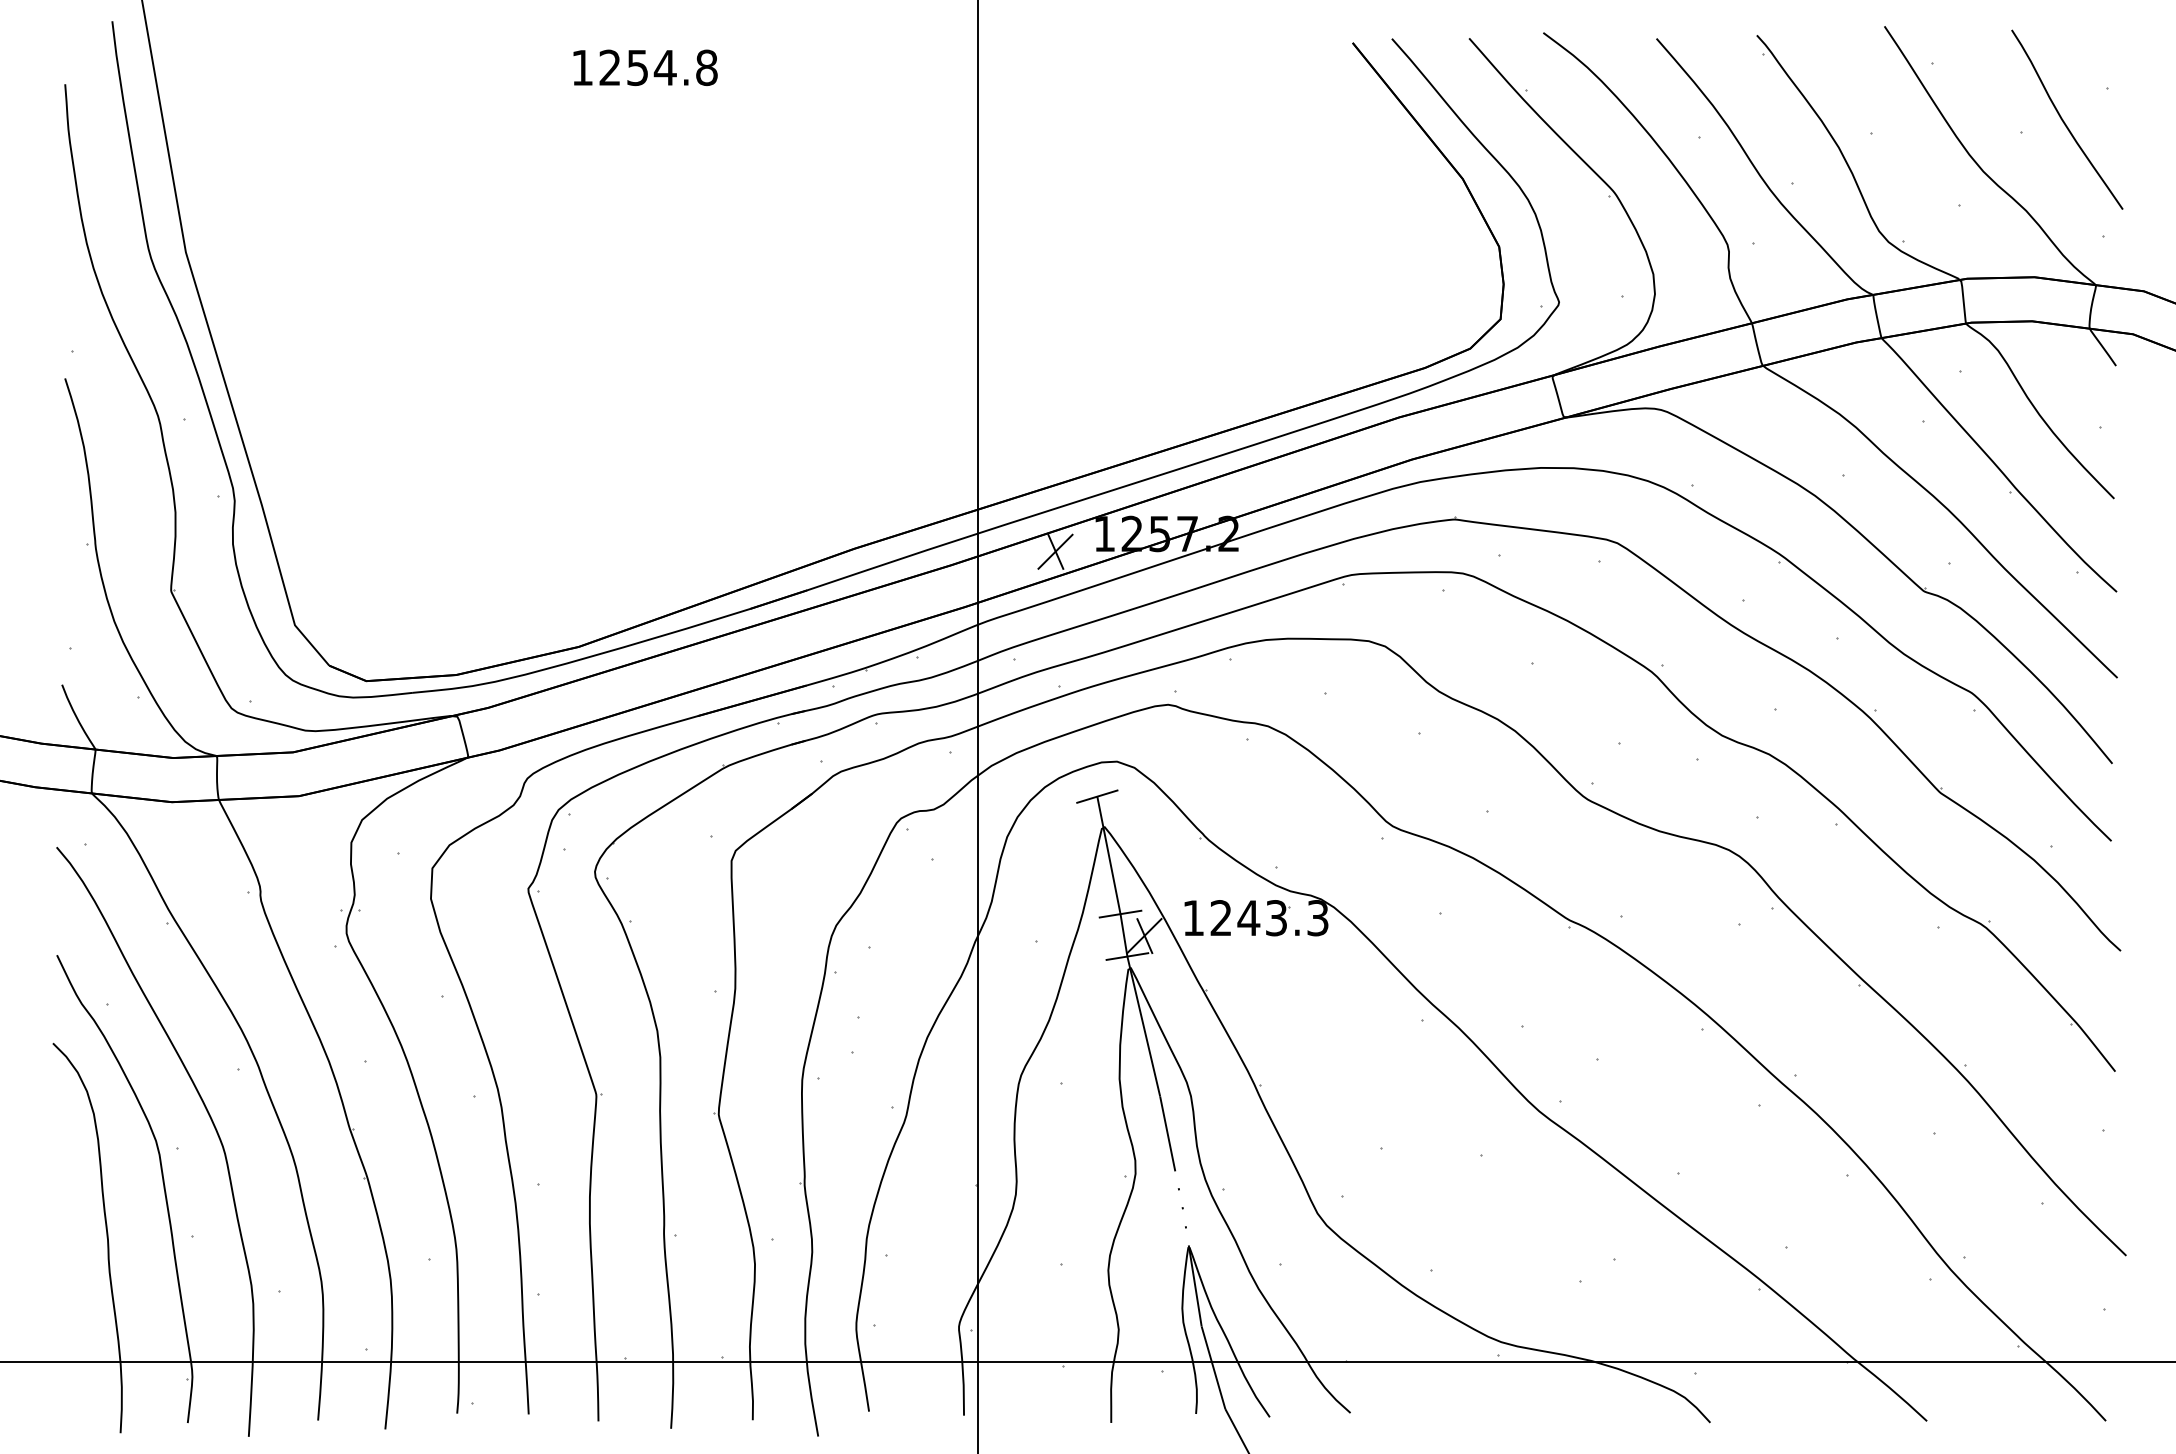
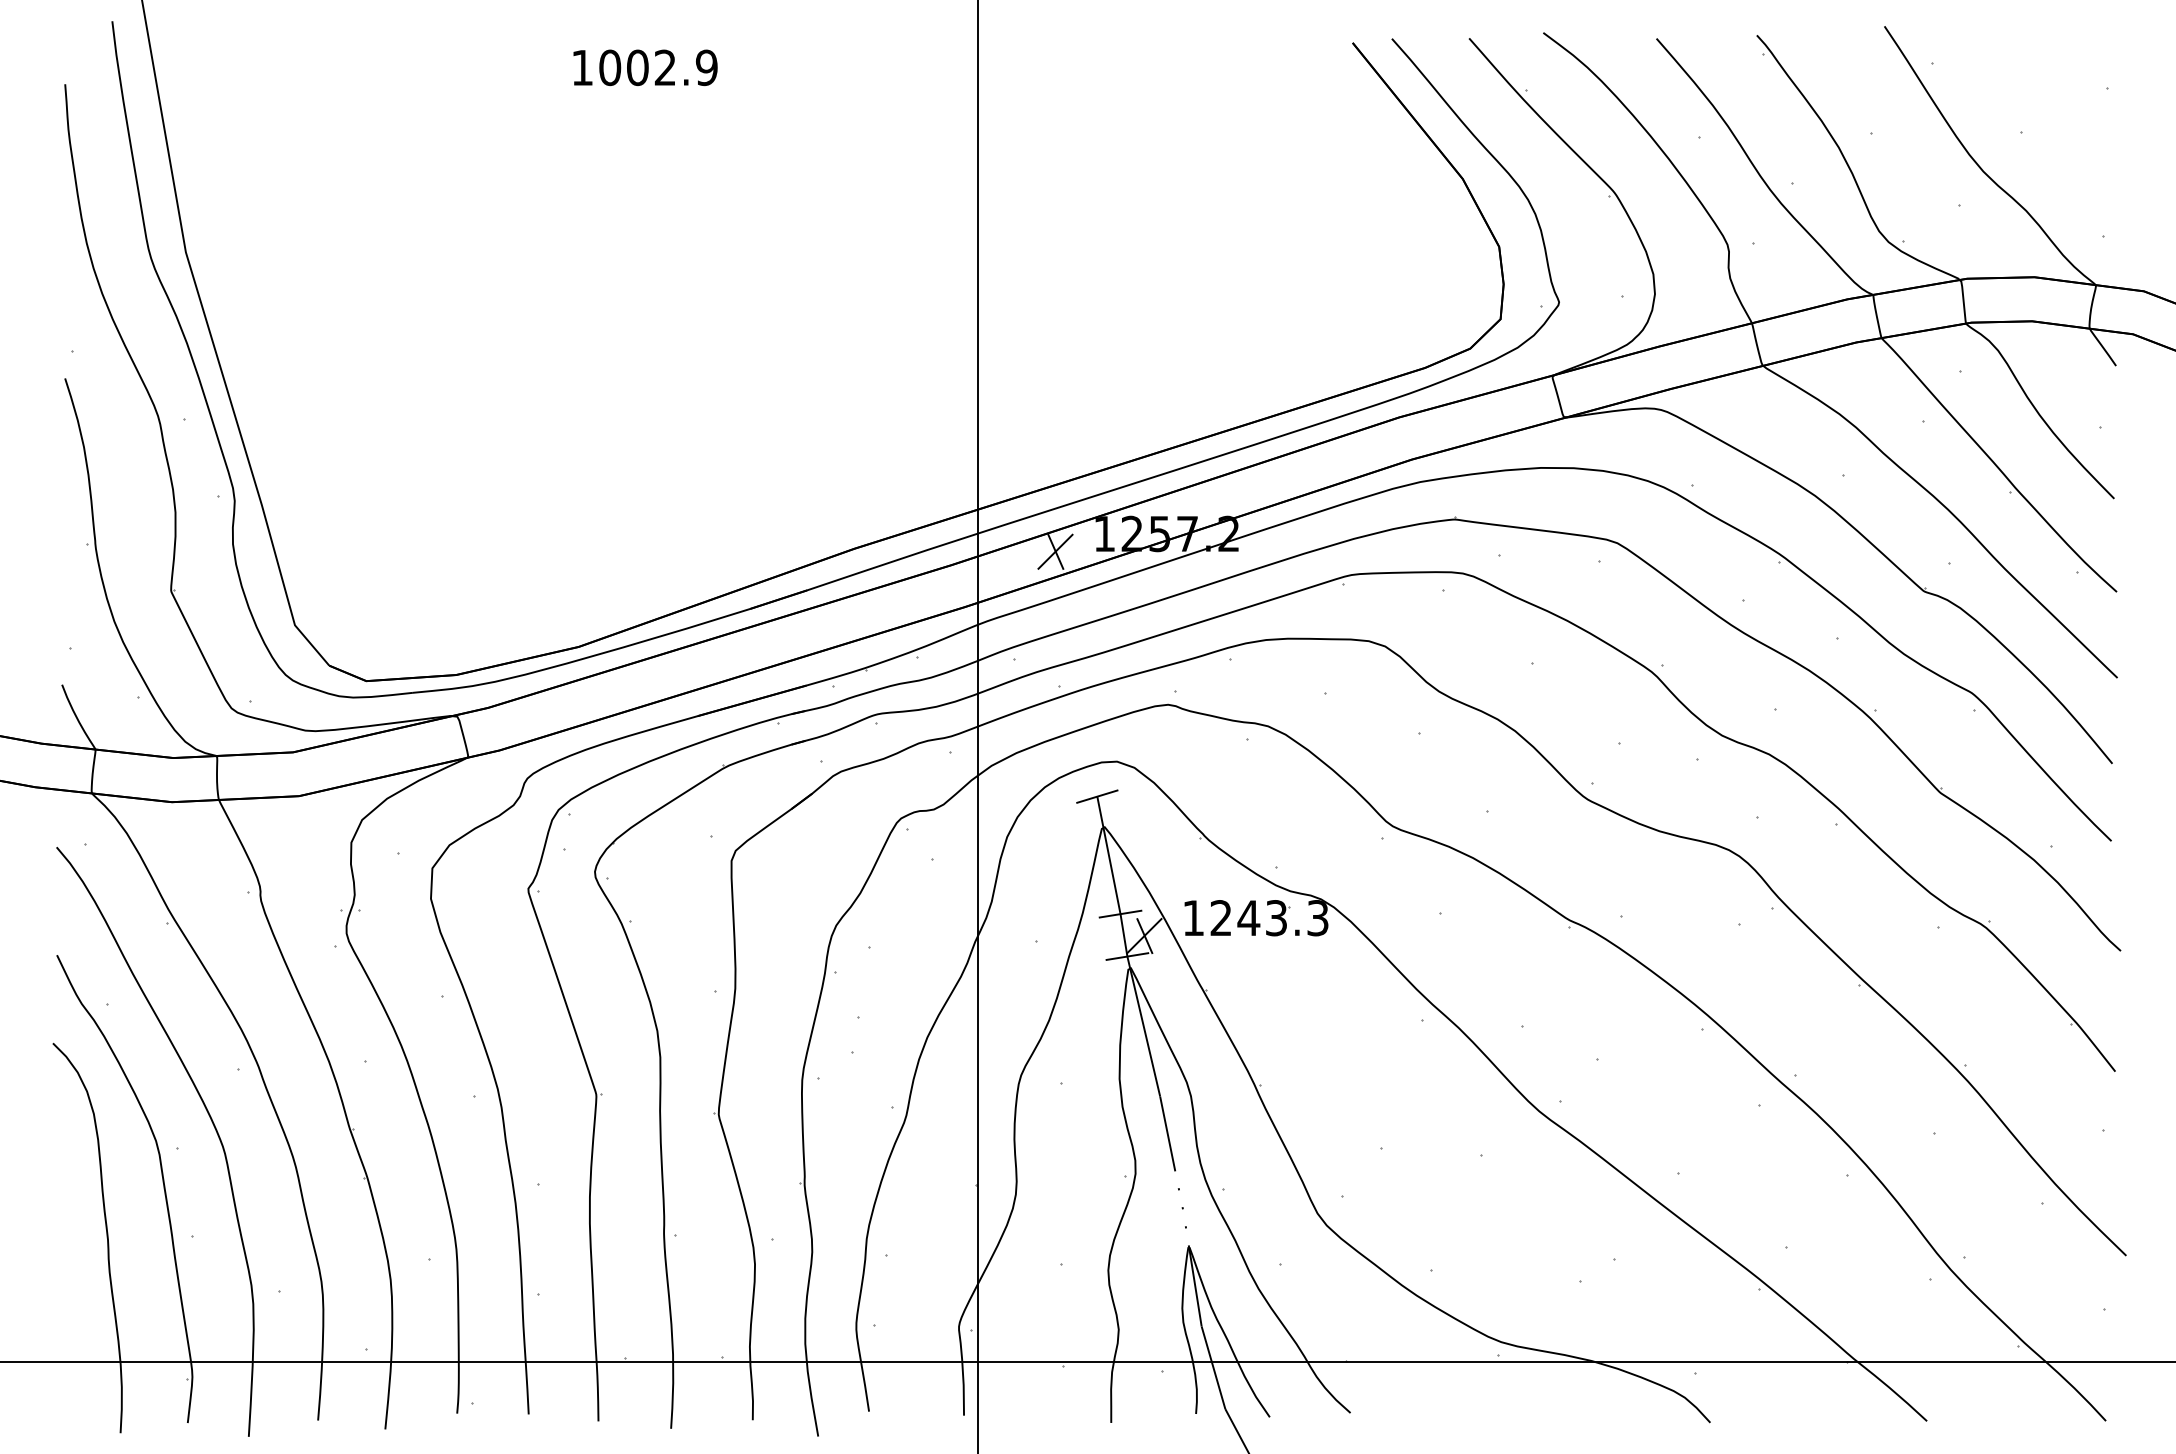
text: 1254.8 -> 1002.9 (658, 67)
curve: present -> none (2064, 121)
